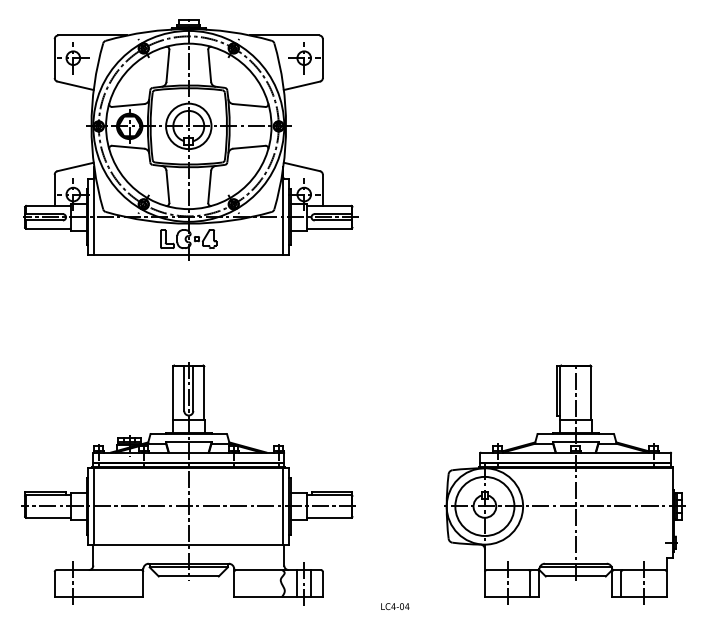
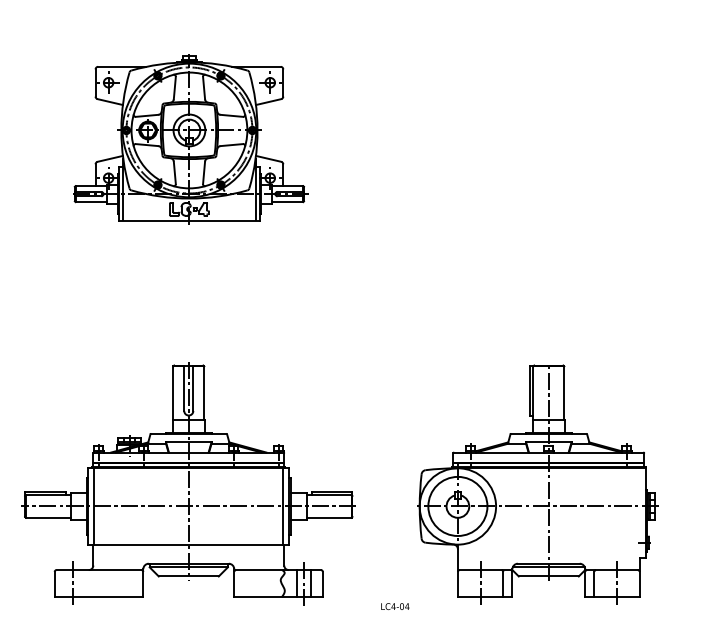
part size: 336x242 px -> 236x171 px (190, 139)
part position: (564, 484) -> (537, 484) (537, 484)
